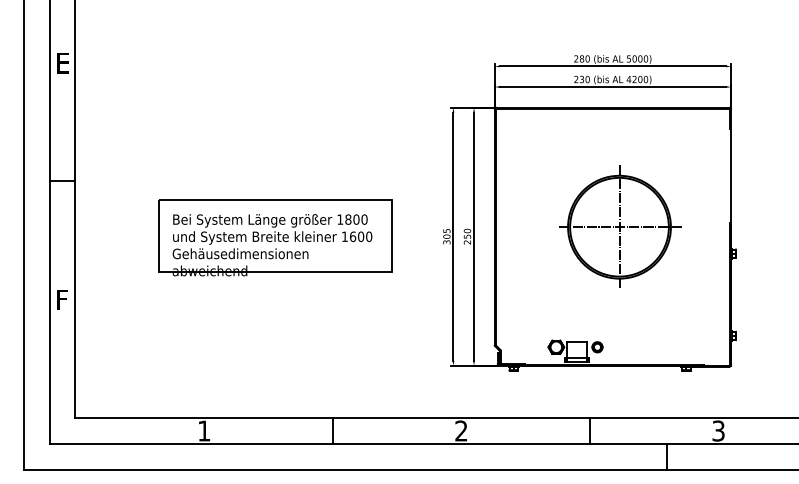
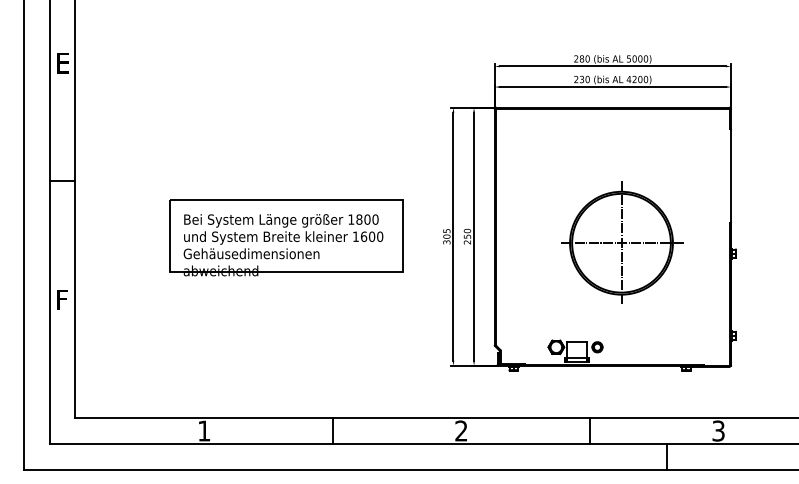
part position: (620, 226) -> (622, 242) (622, 242)
part position: (275, 237) -> (286, 237) (286, 237)
